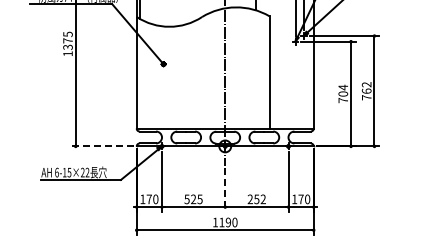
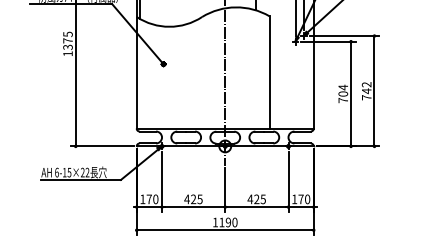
text: 762 -> 742 (366, 91)
line: dashed -> solid (102, 146)
line: dashed -> solid (225, 189)
text: 525 -> 425 (186, 199)
text: 252 -> 425 (256, 199)
